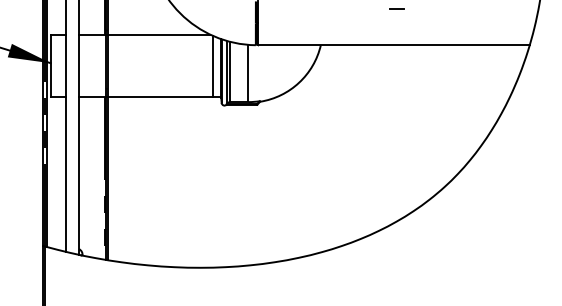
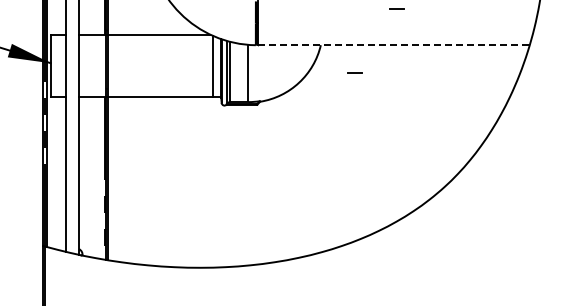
line: solid -> dashed (394, 45)
line: none -> present (354, 72)
